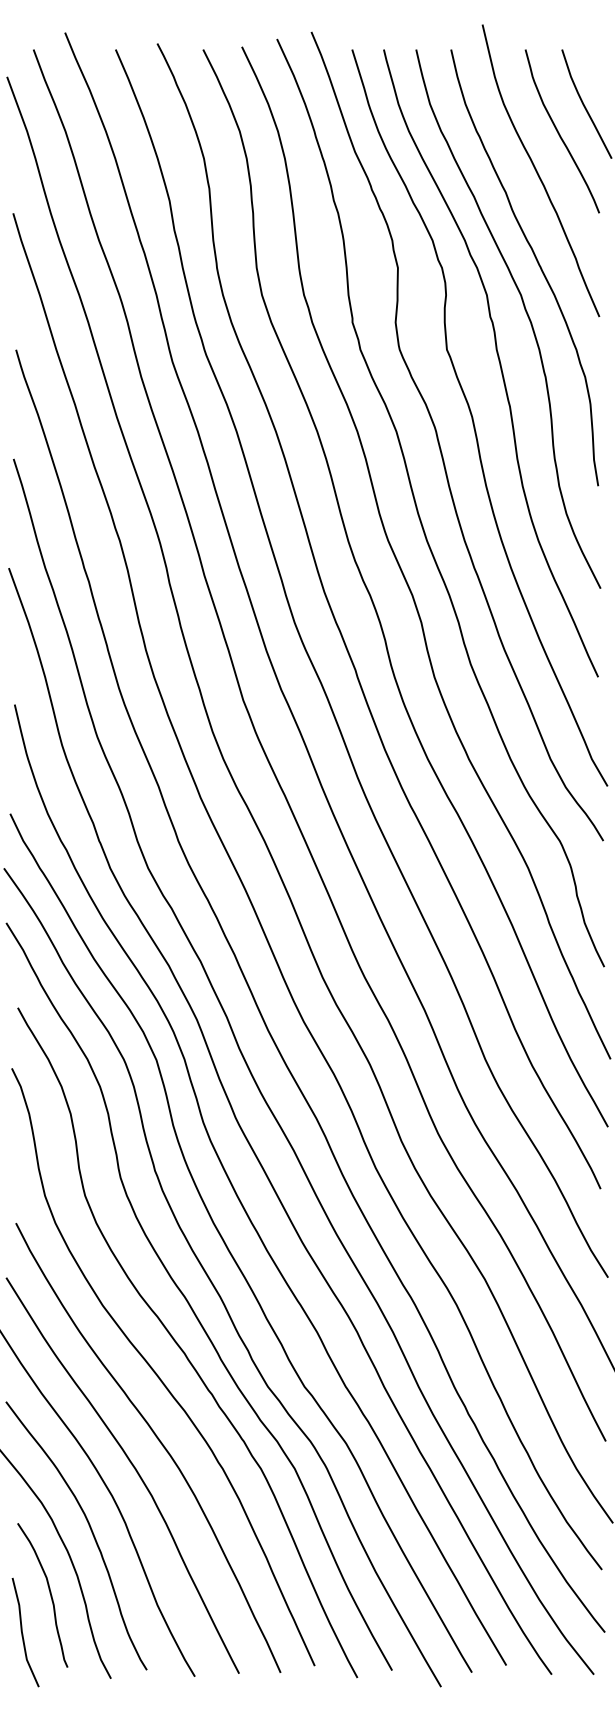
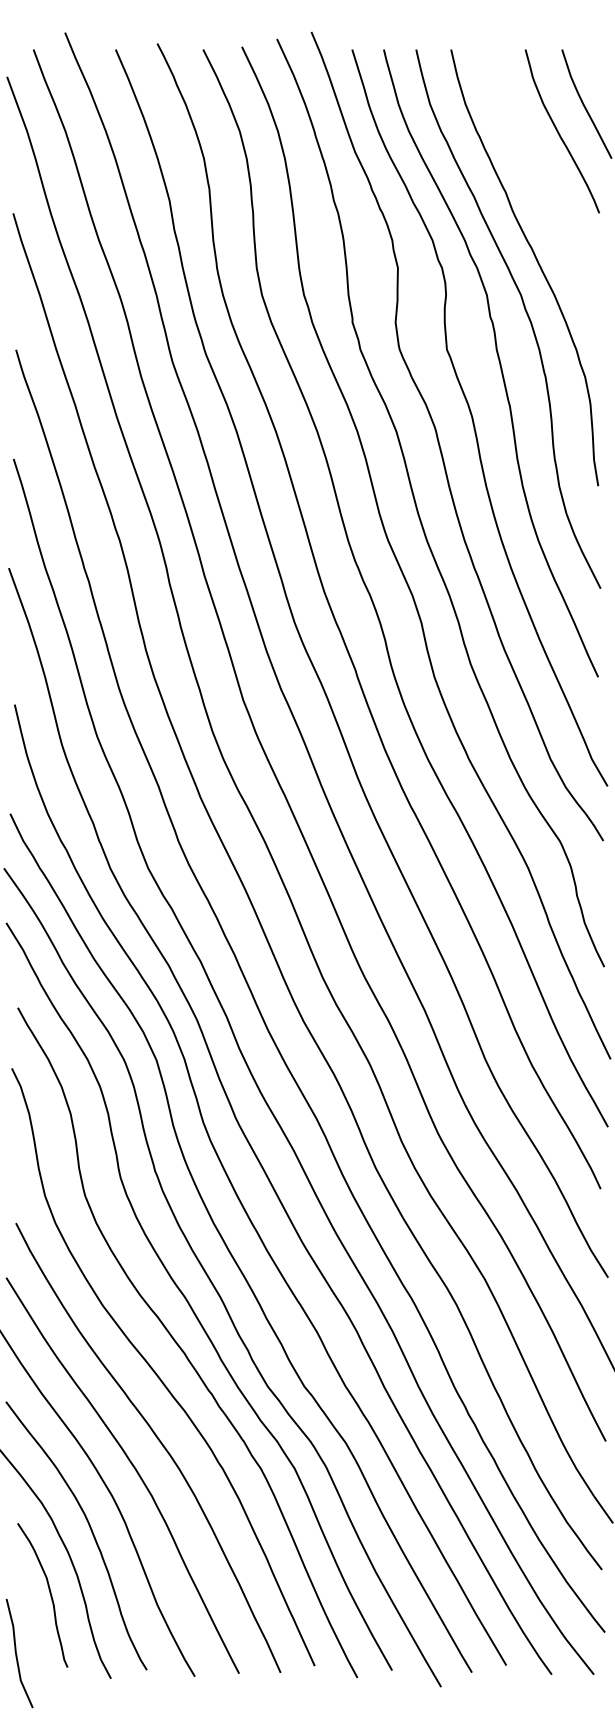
curve: present -> none (538, 172)
curve position: (23, 1633) -> (17, 1654) (17, 1654)
